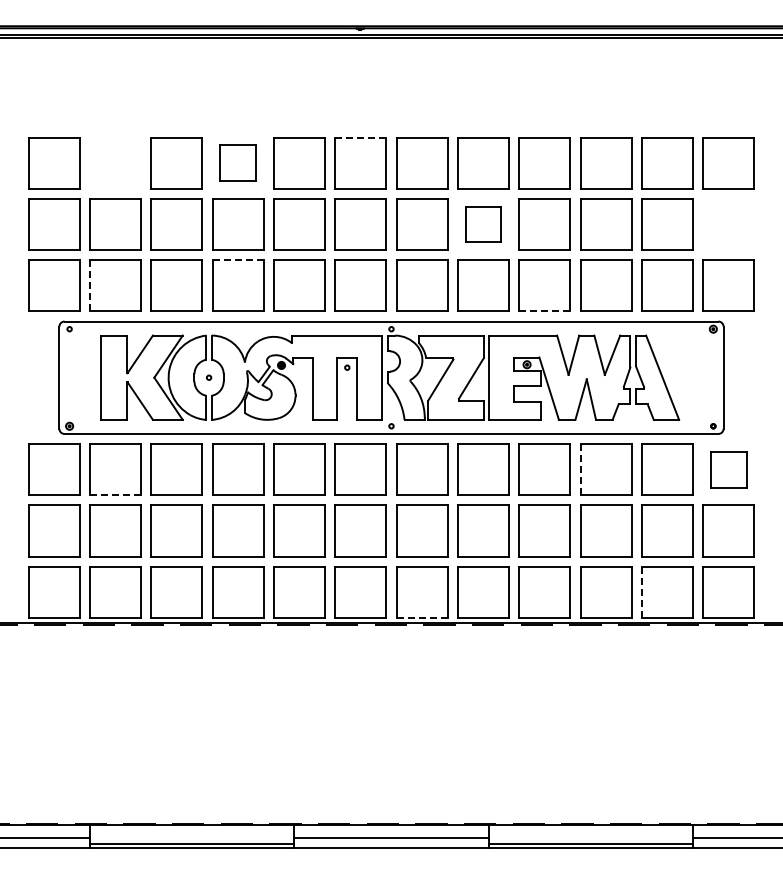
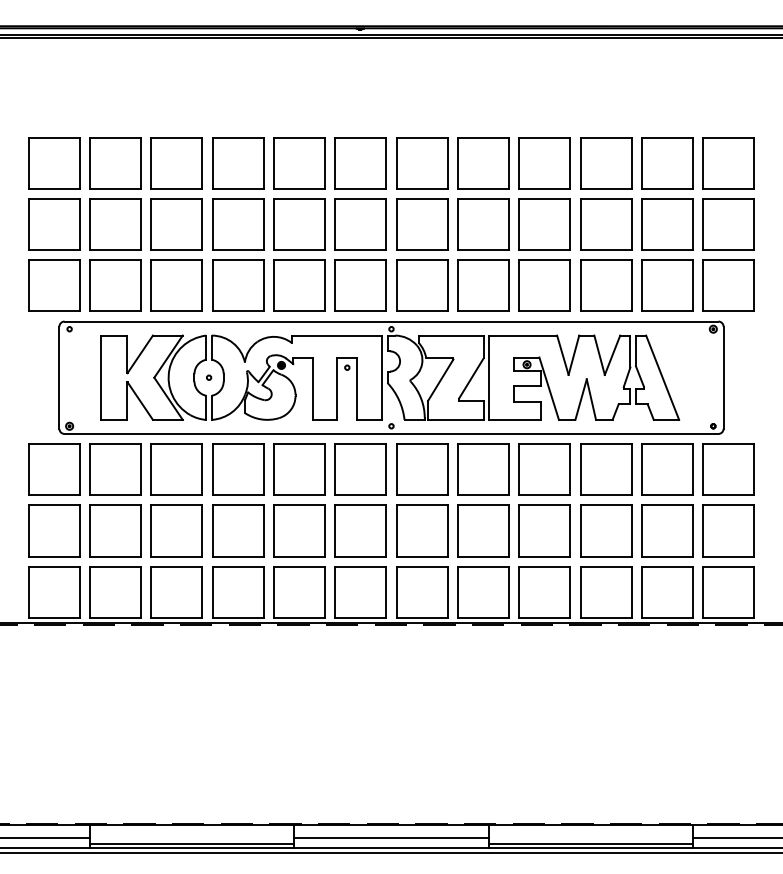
line: dashed -> solid (360, 137)
part size: 38x38 px -> 53x53 px (238, 163)
part: none -> present (115, 163)
part size: 37x37 px -> 53x53 px (483, 224)
part: none -> present (728, 224)
line: dashed -> solid (238, 260)
line: dashed -> solid (90, 285)
line: dashed -> solid (544, 311)
line: dashed -> solid (580, 469)
part size: 38x38 px -> 53x53 px (728, 469)
line: dashed -> solid (115, 495)
line: dashed -> solid (641, 592)
line: dashed -> solid (422, 617)
line: none -> present (390, 852)
